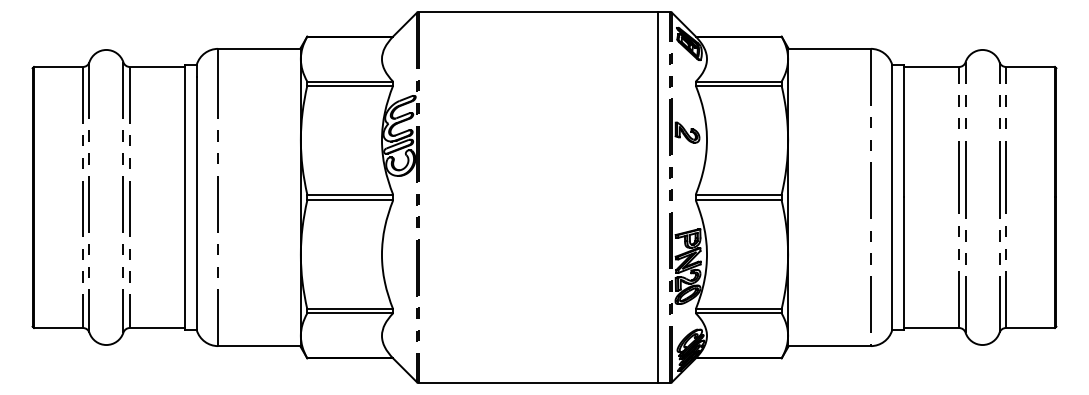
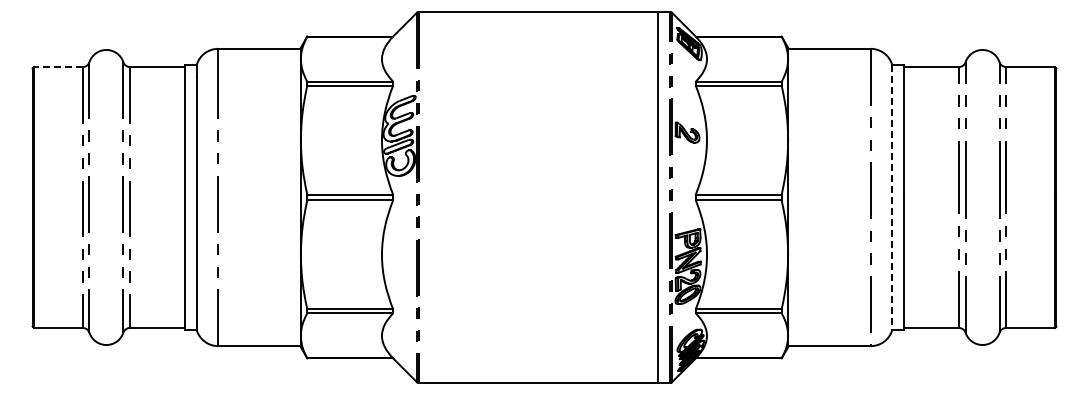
line: solid -> dashed (58, 66)
line: solid -> dashed (892, 197)
